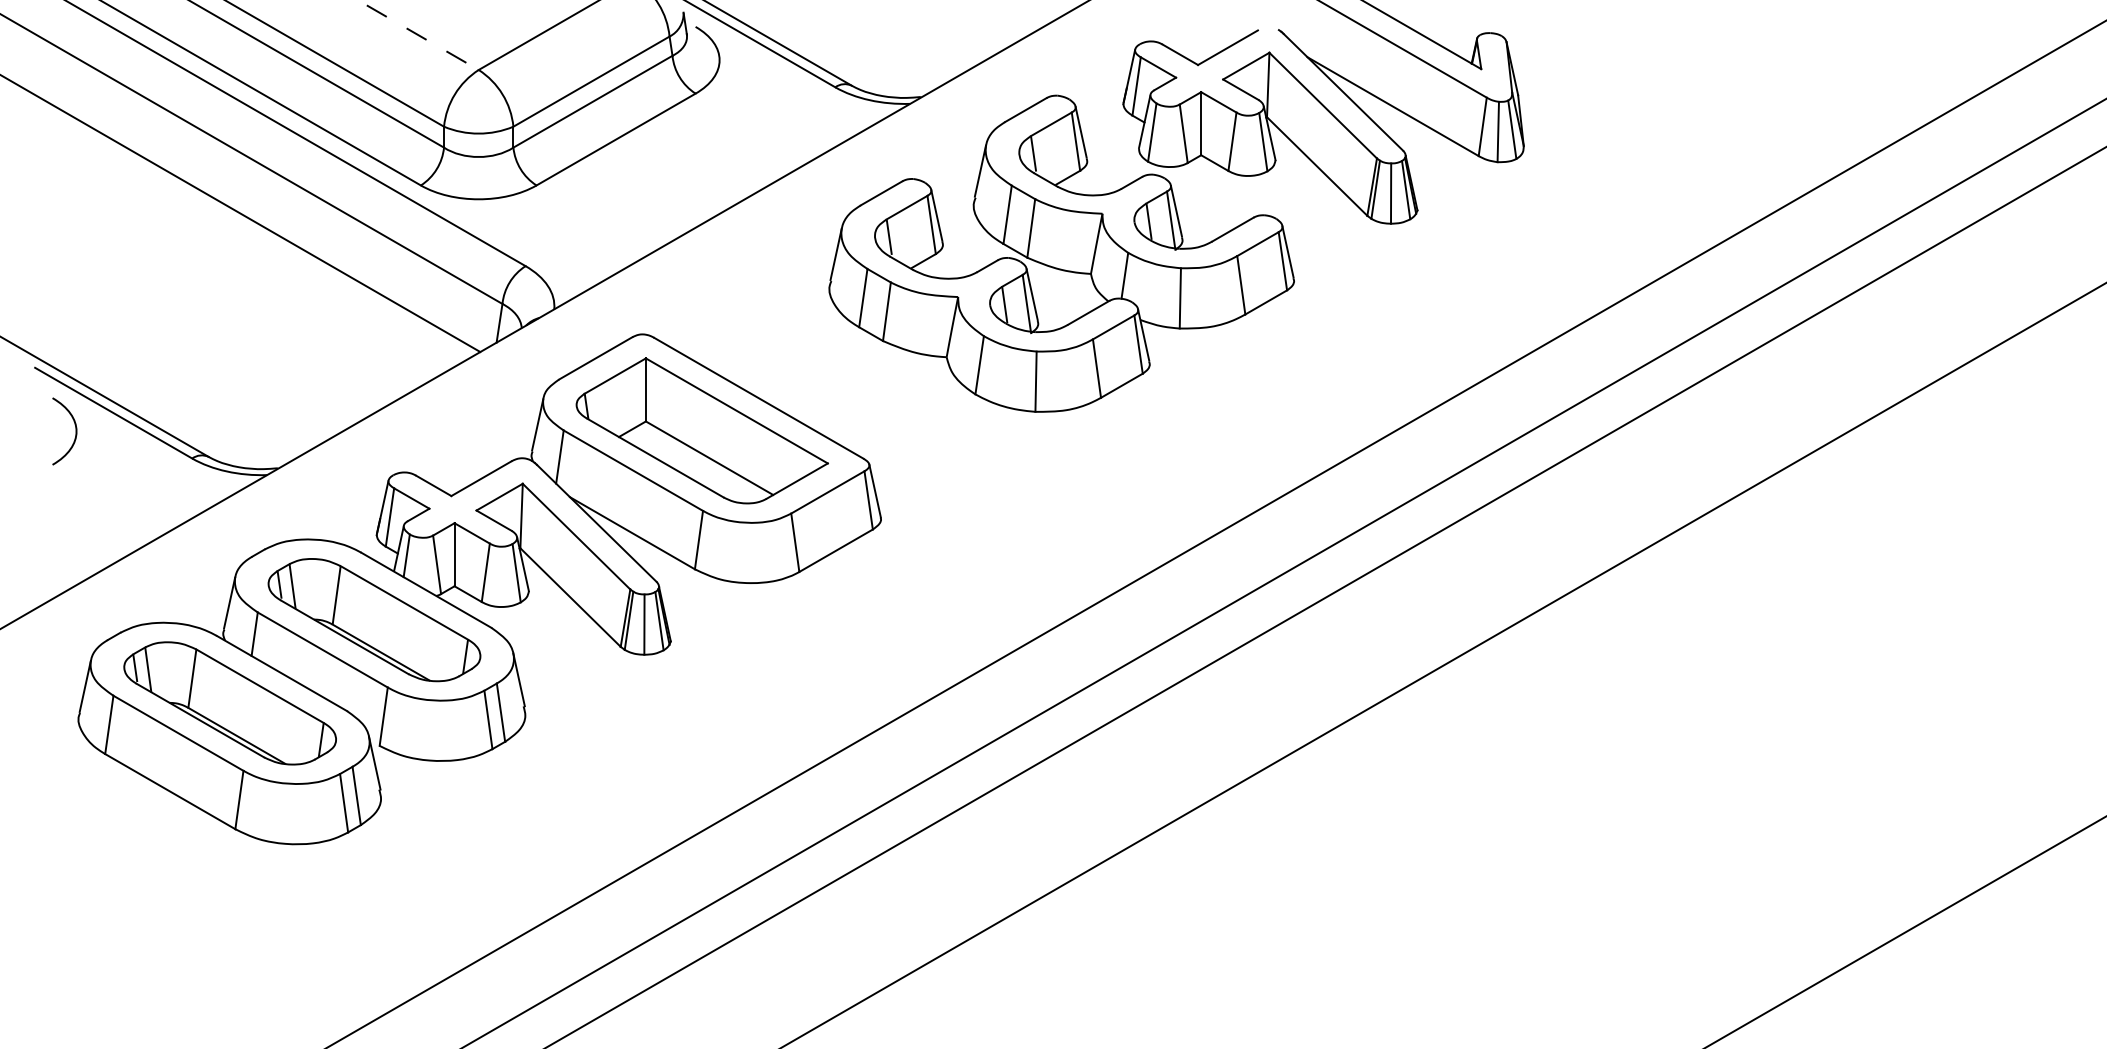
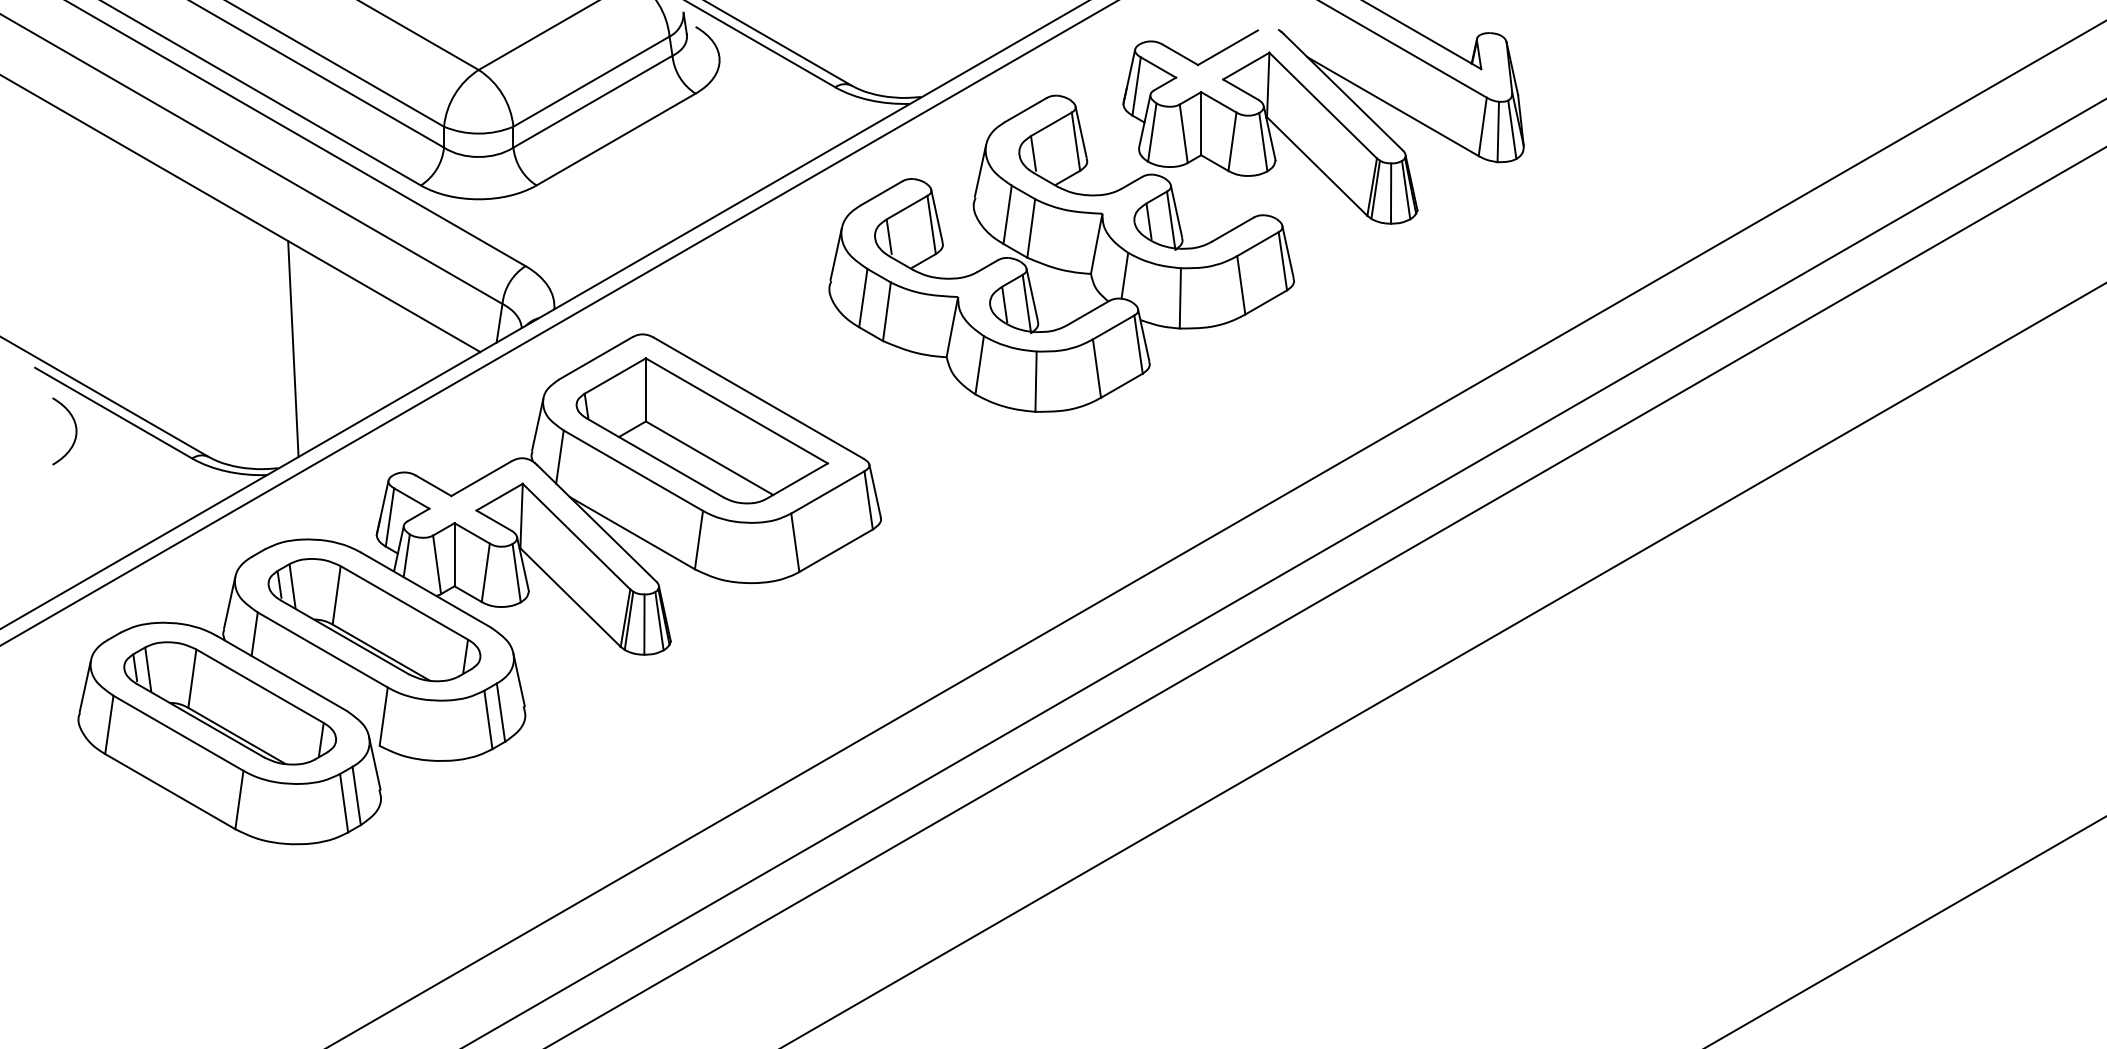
line: dashed -> solid (418, 35)
line: none -> present (558, 323)
line: none -> present (293, 348)
